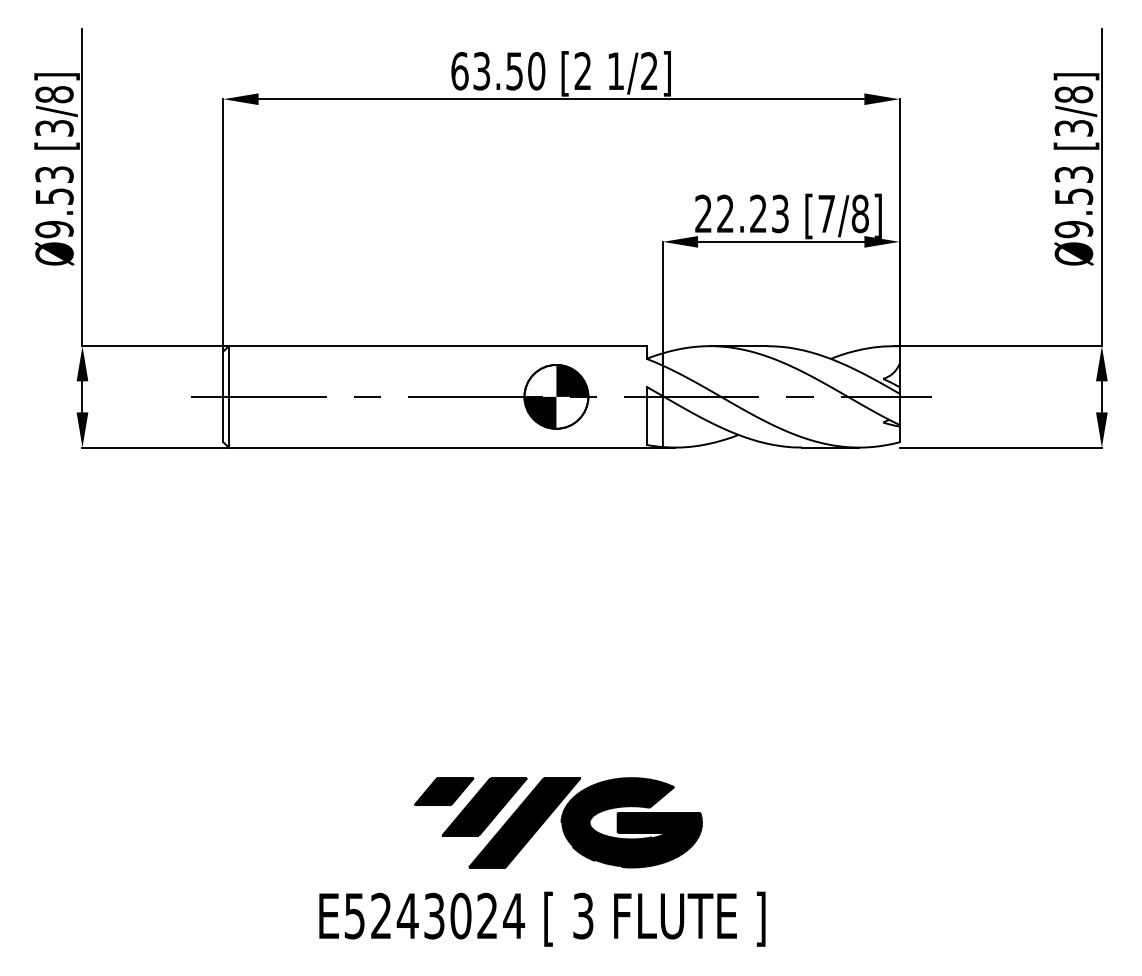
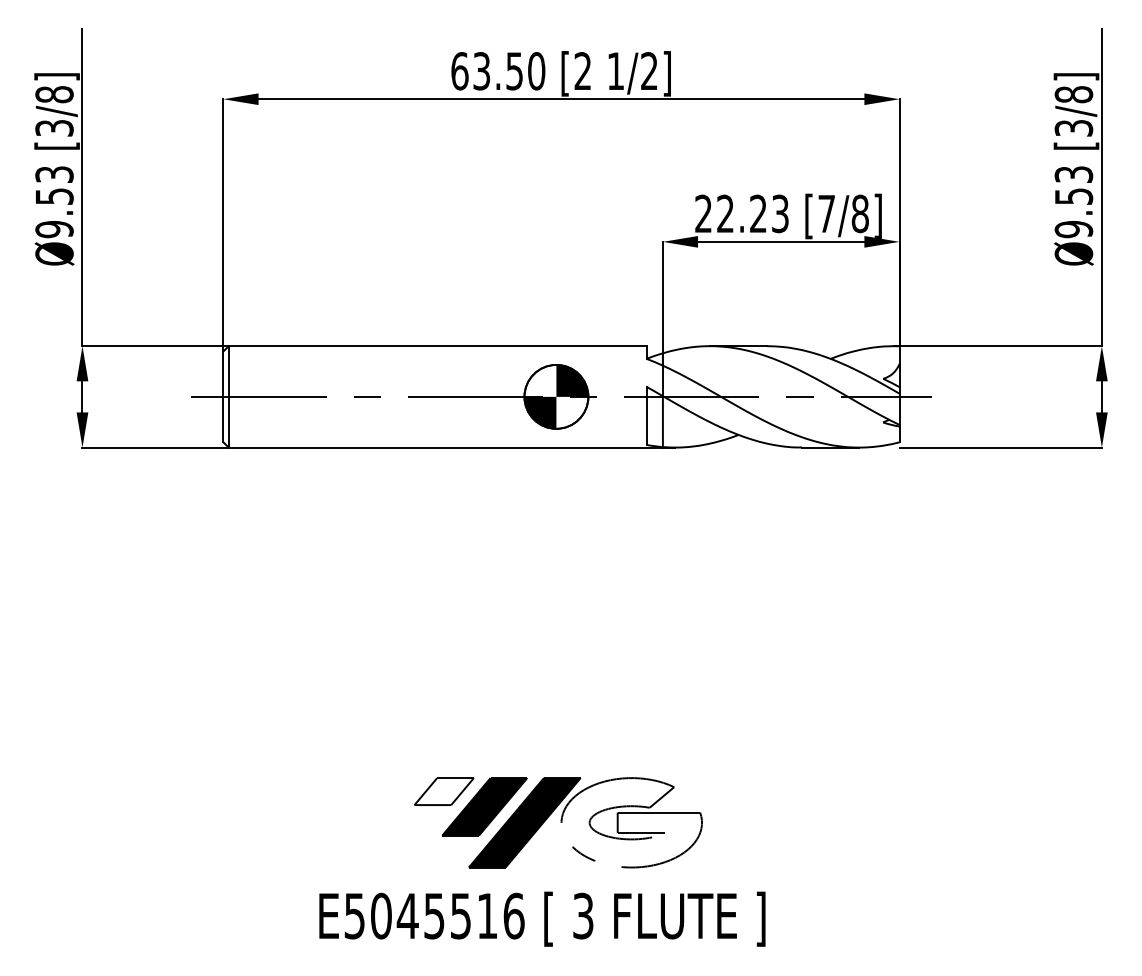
fill: present -> none (443, 791)
fill: present -> none (631, 822)
text: E5243024 -> E5045516 (447, 915)
